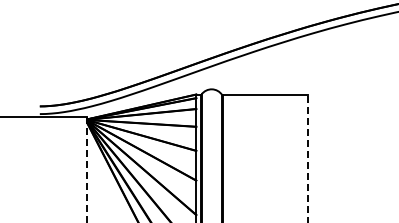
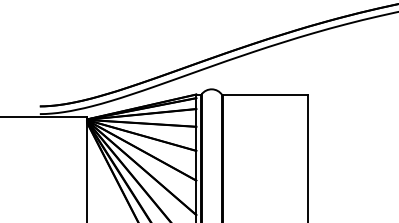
line: dashed -> solid (308, 158)
line: dashed -> solid (87, 170)
